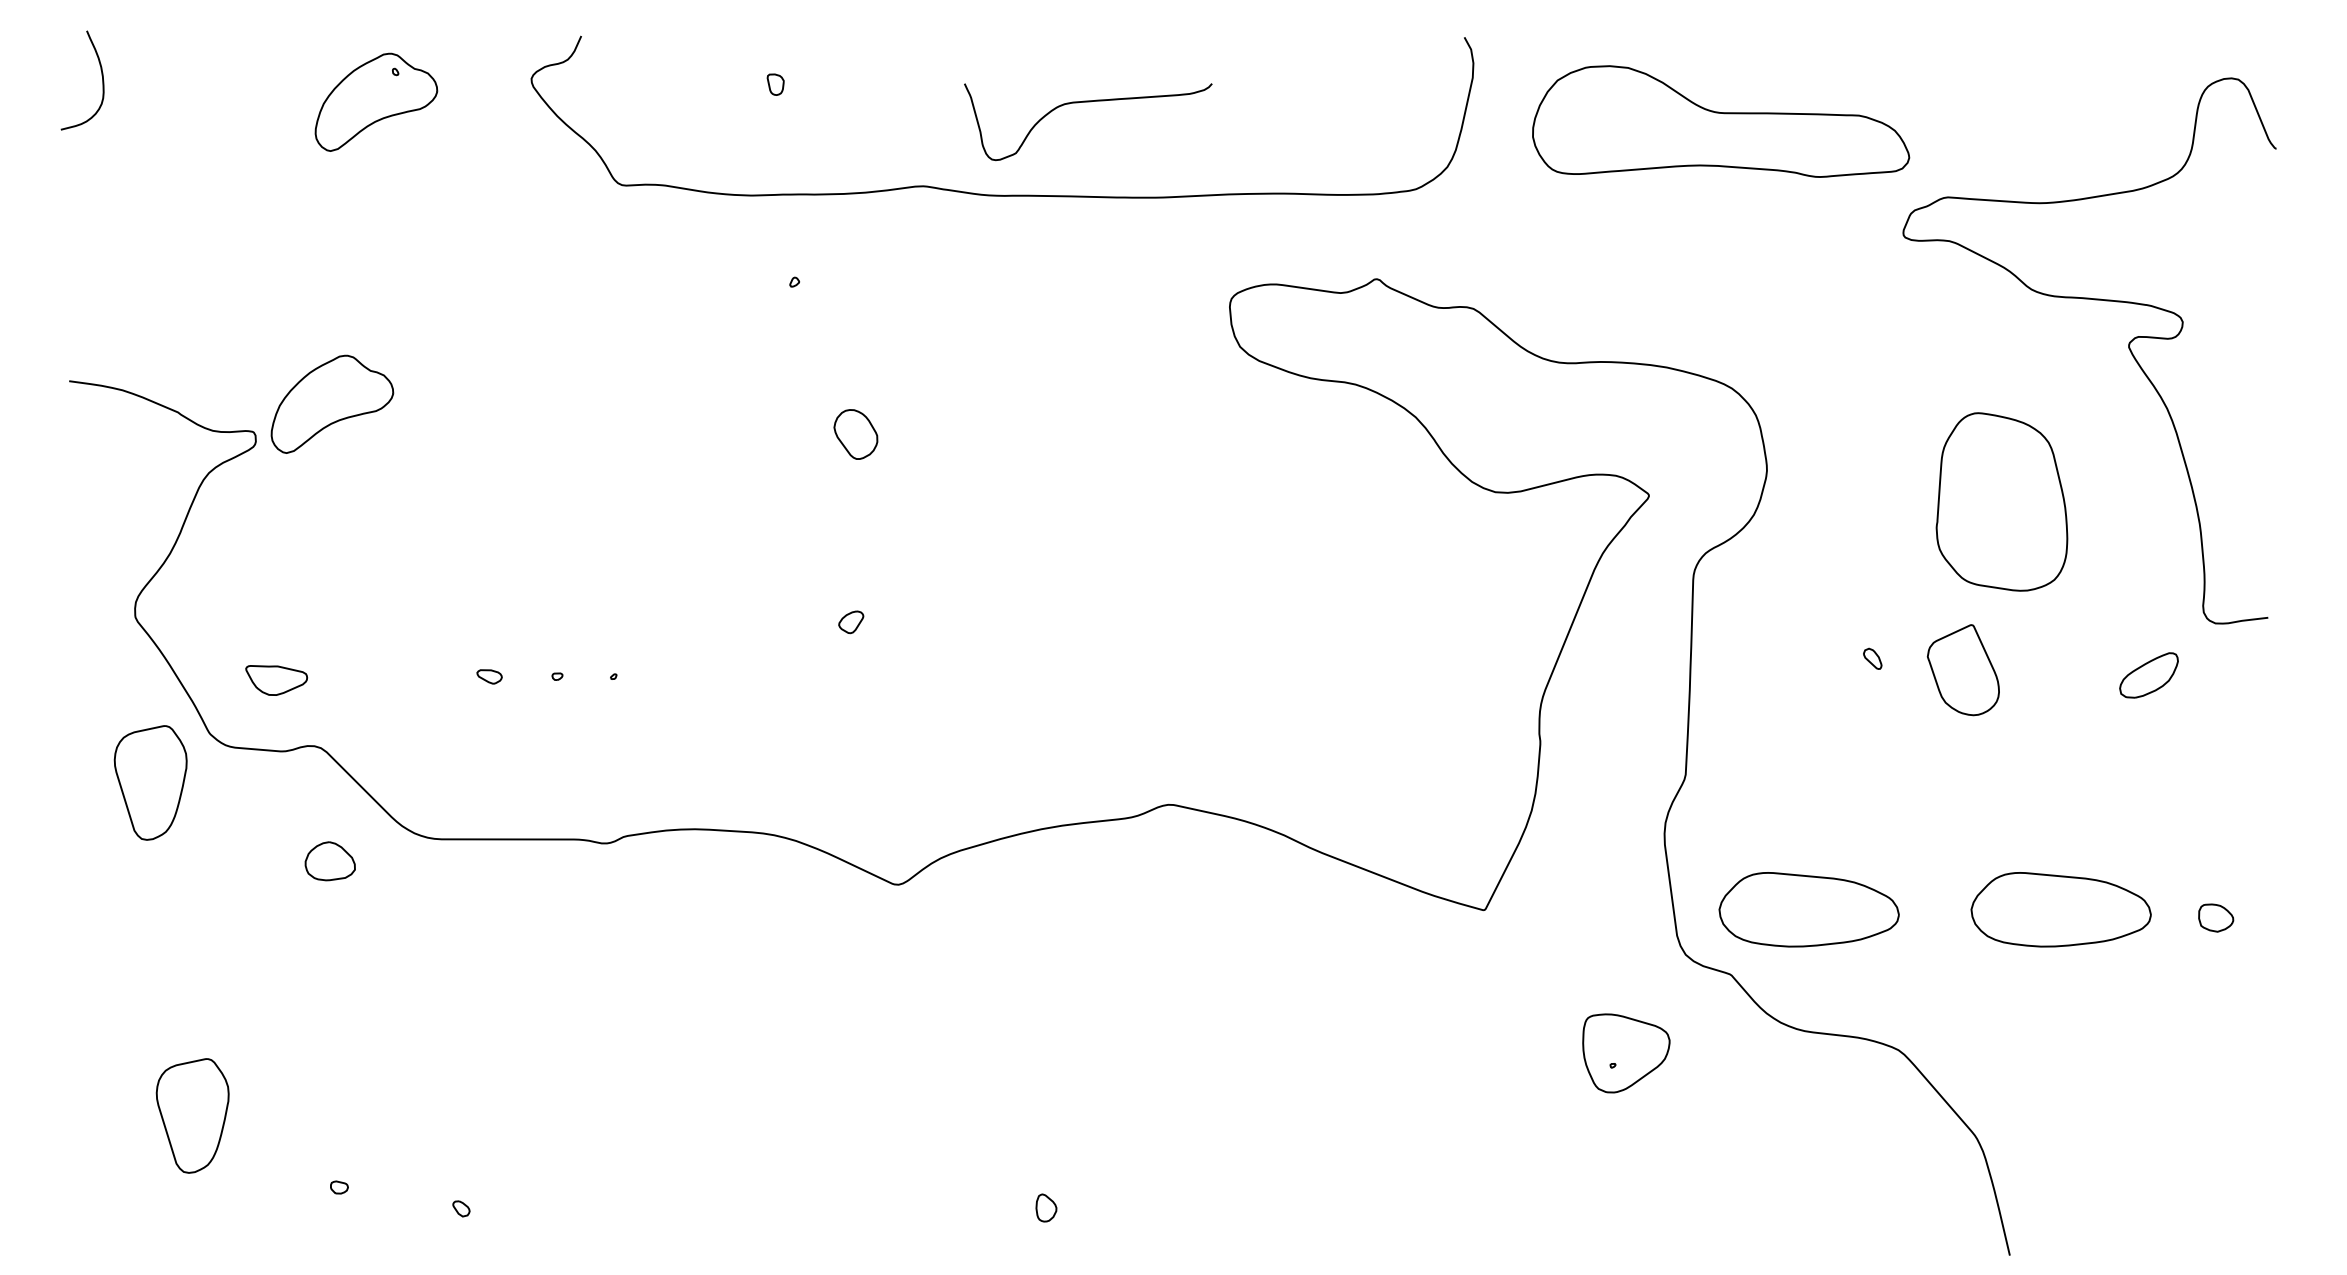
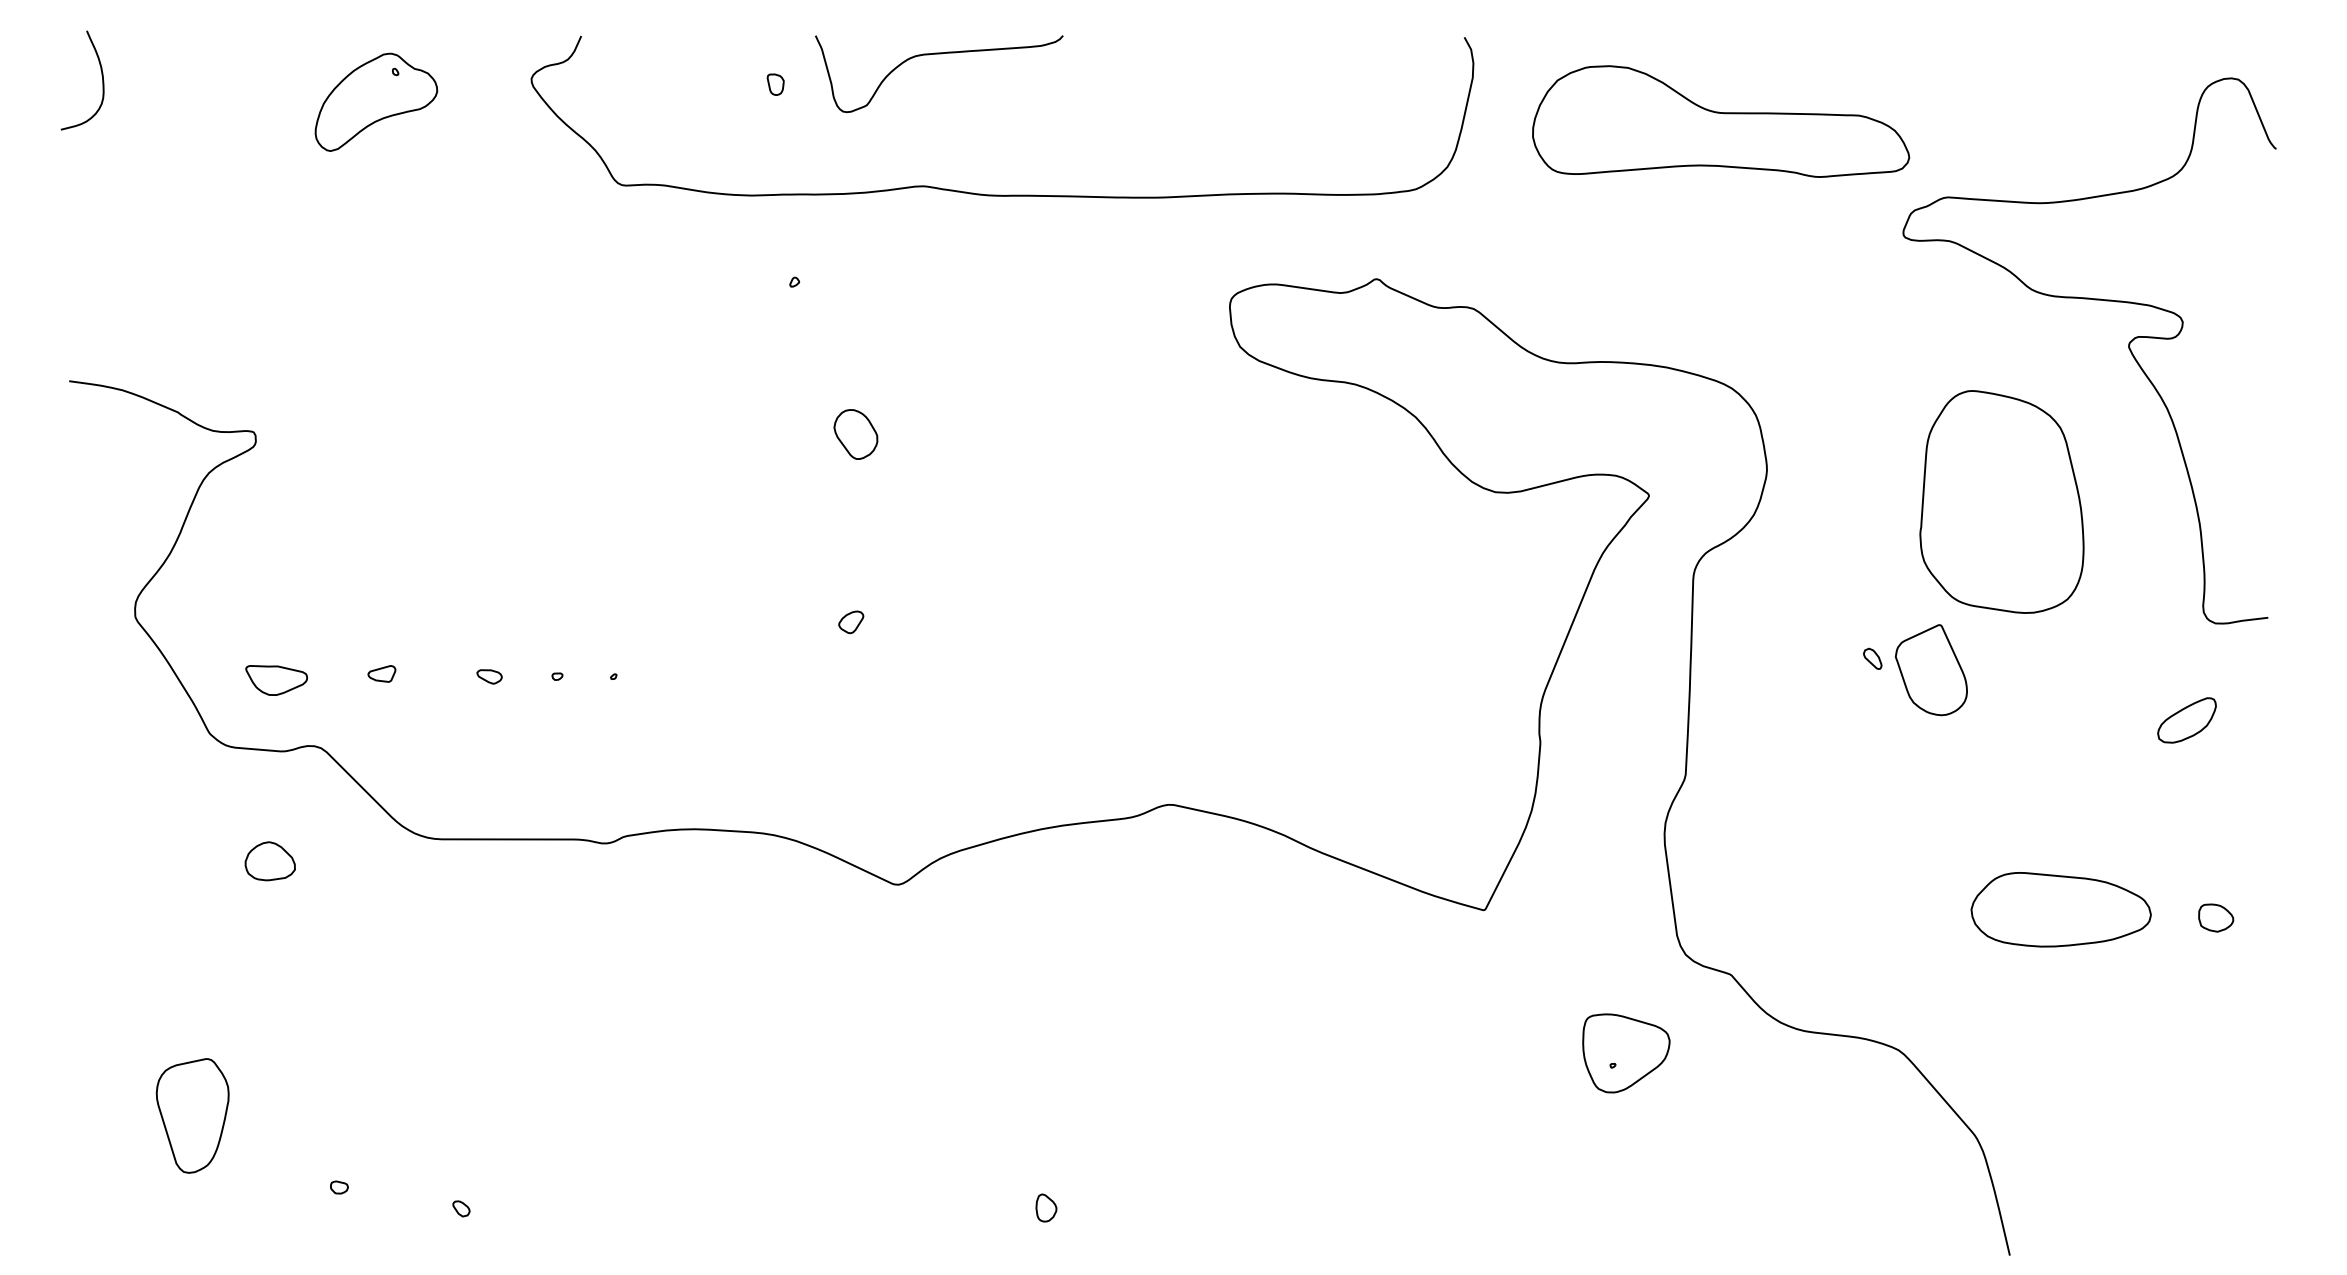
curve position: (1088, 102) -> (939, 54) (939, 54)
part: present -> none (332, 403)
part size: 134x180 px -> 166x224 px (2001, 501)
part position: (1962, 670) -> (1930, 670) (1930, 670)
part: none -> present (381, 673)
part position: (2148, 675) -> (2186, 720) (2186, 720)
part: present -> none (150, 782)
part position: (329, 861) -> (269, 861) (269, 861)
part: present -> none (1808, 909)
